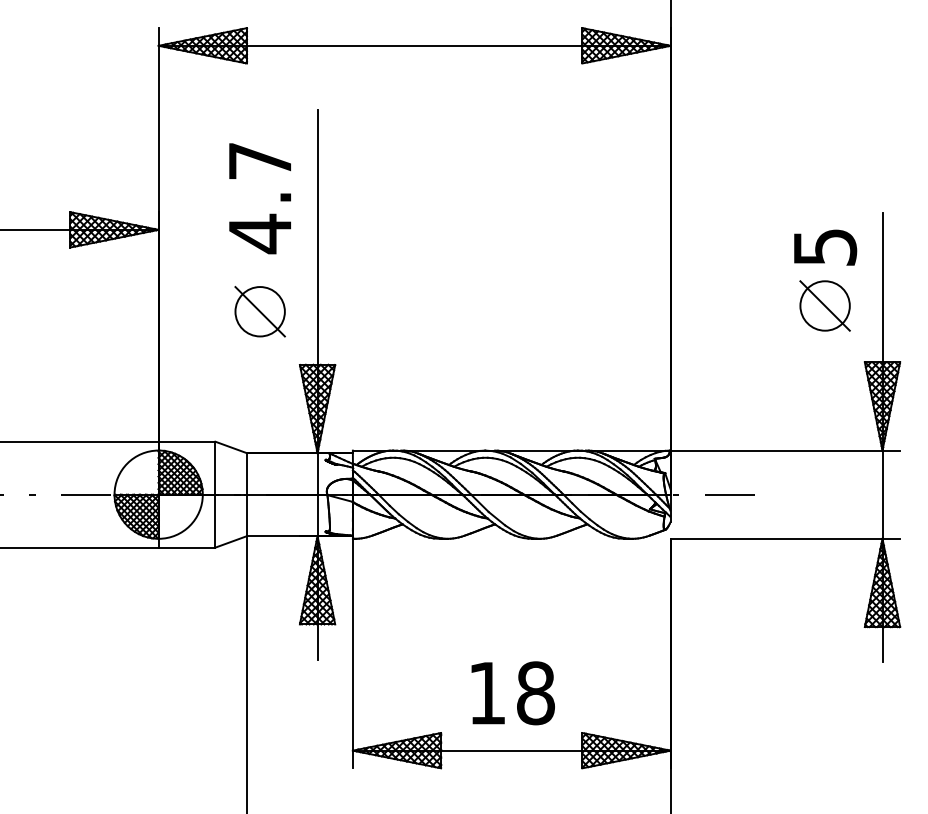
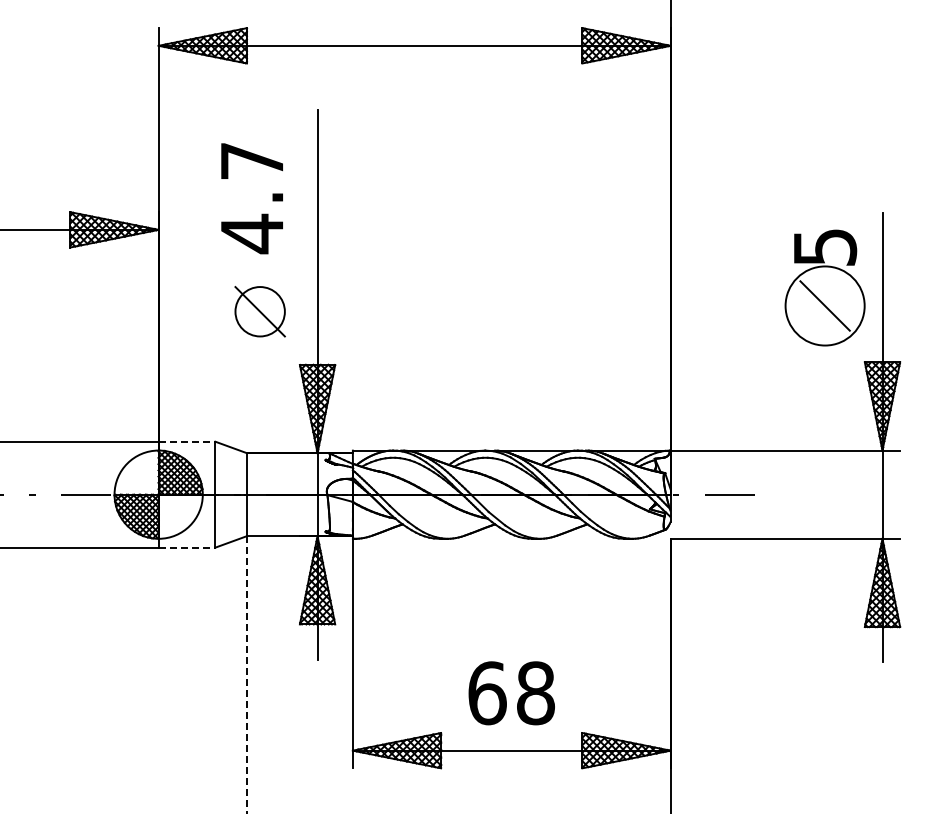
text position: (259, 198) -> (251, 198) (251, 198)
circle diameter: 49 px -> 79 px (824, 305)
line: solid -> dashed (187, 441)
line: solid -> dashed (187, 547)
line: solid -> dashed (246, 675)
text: 18 -> 68 (487, 693)
